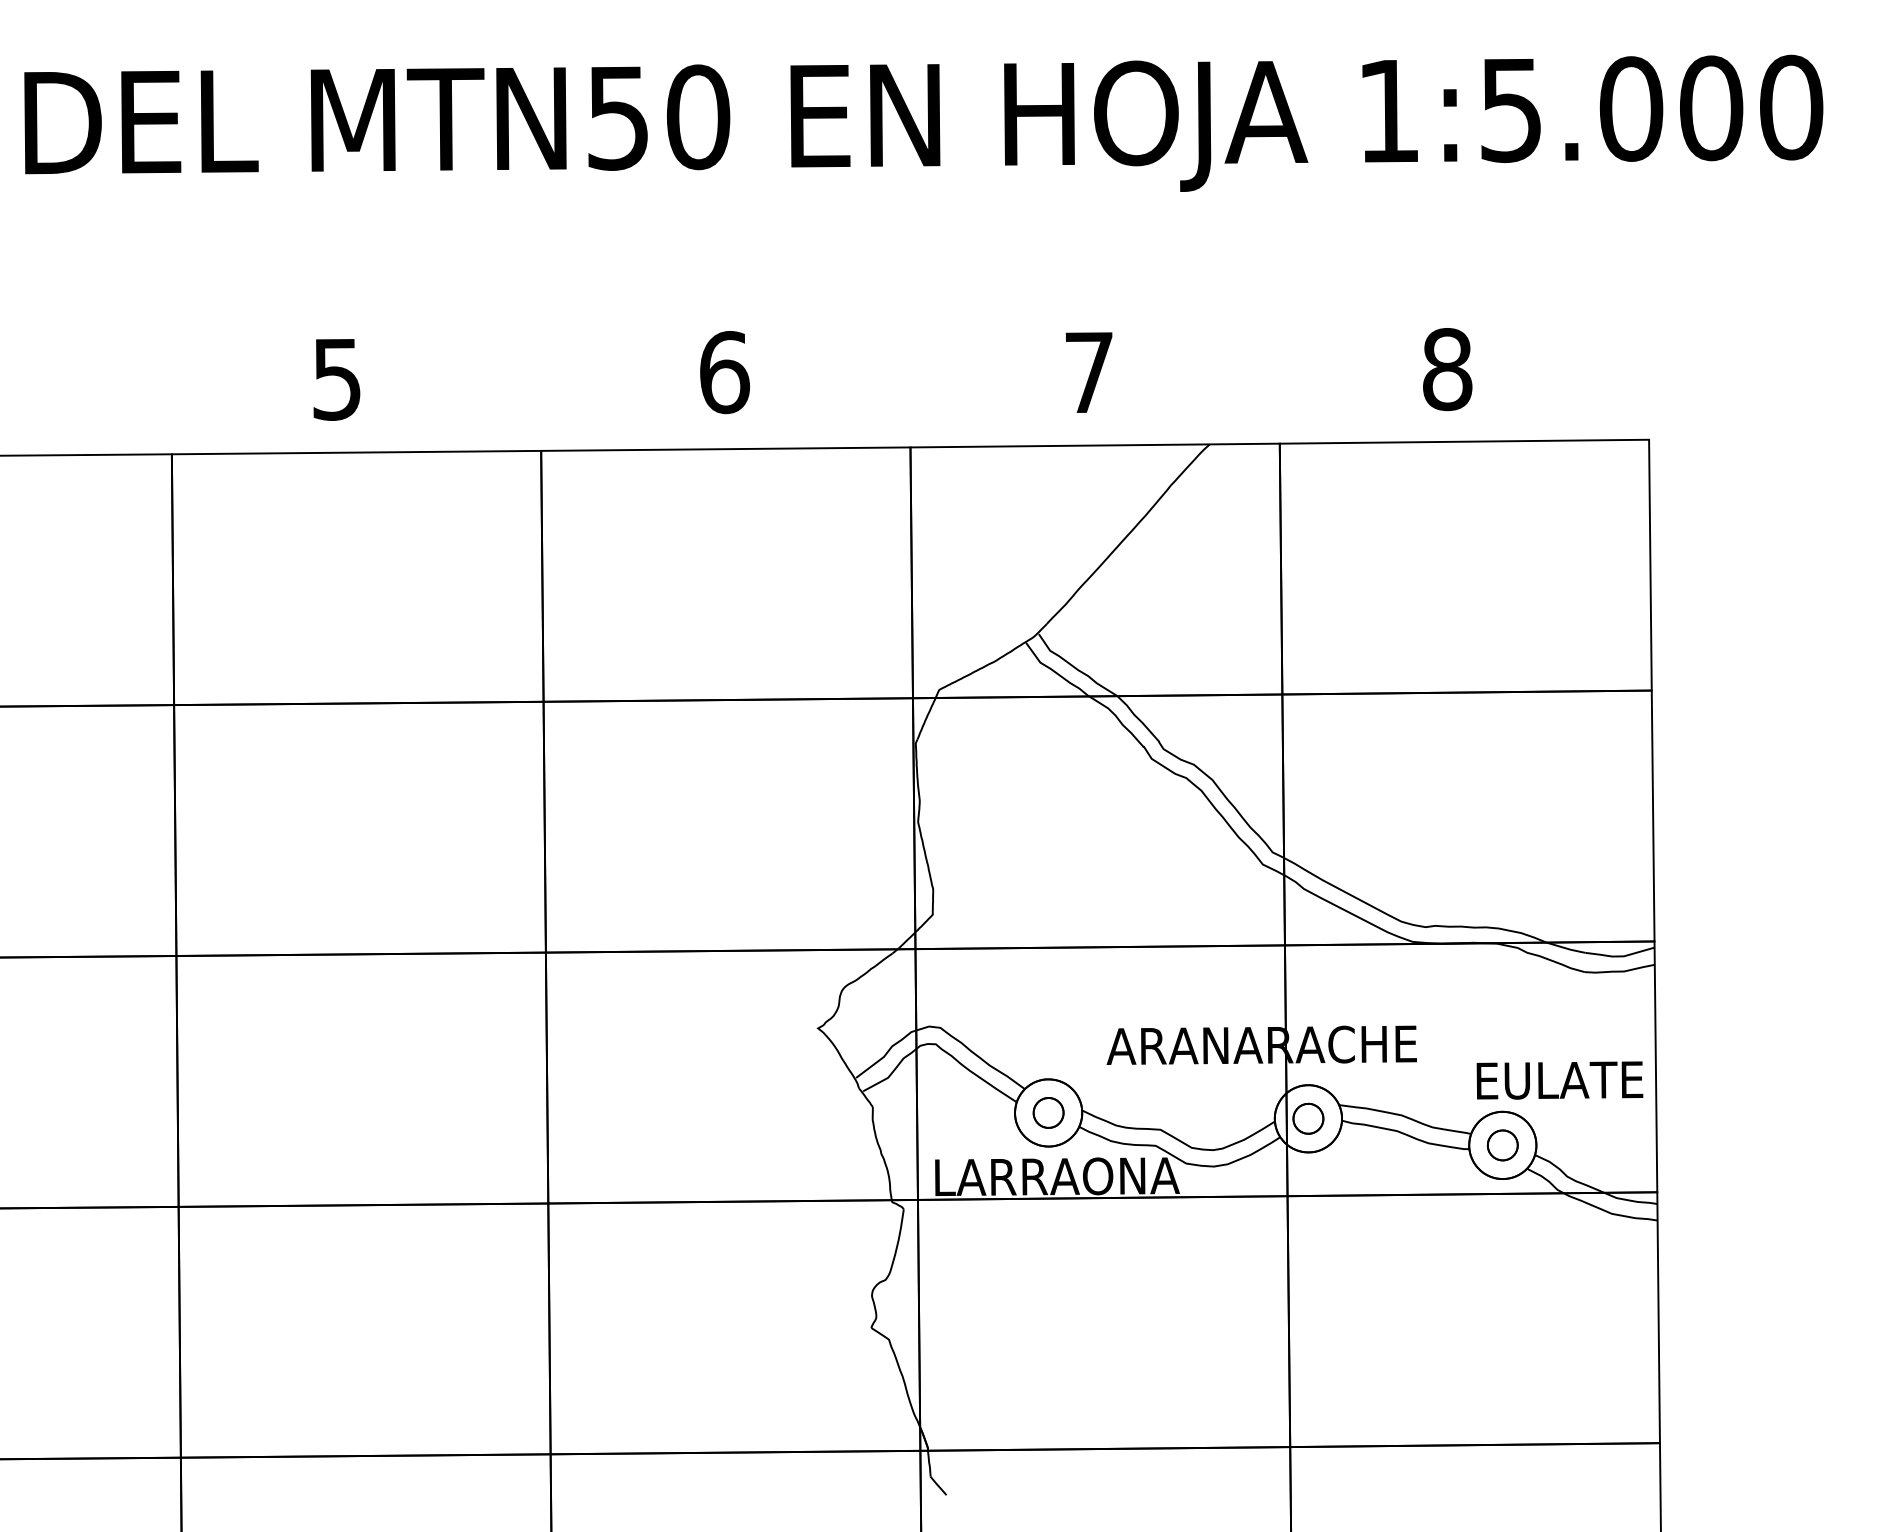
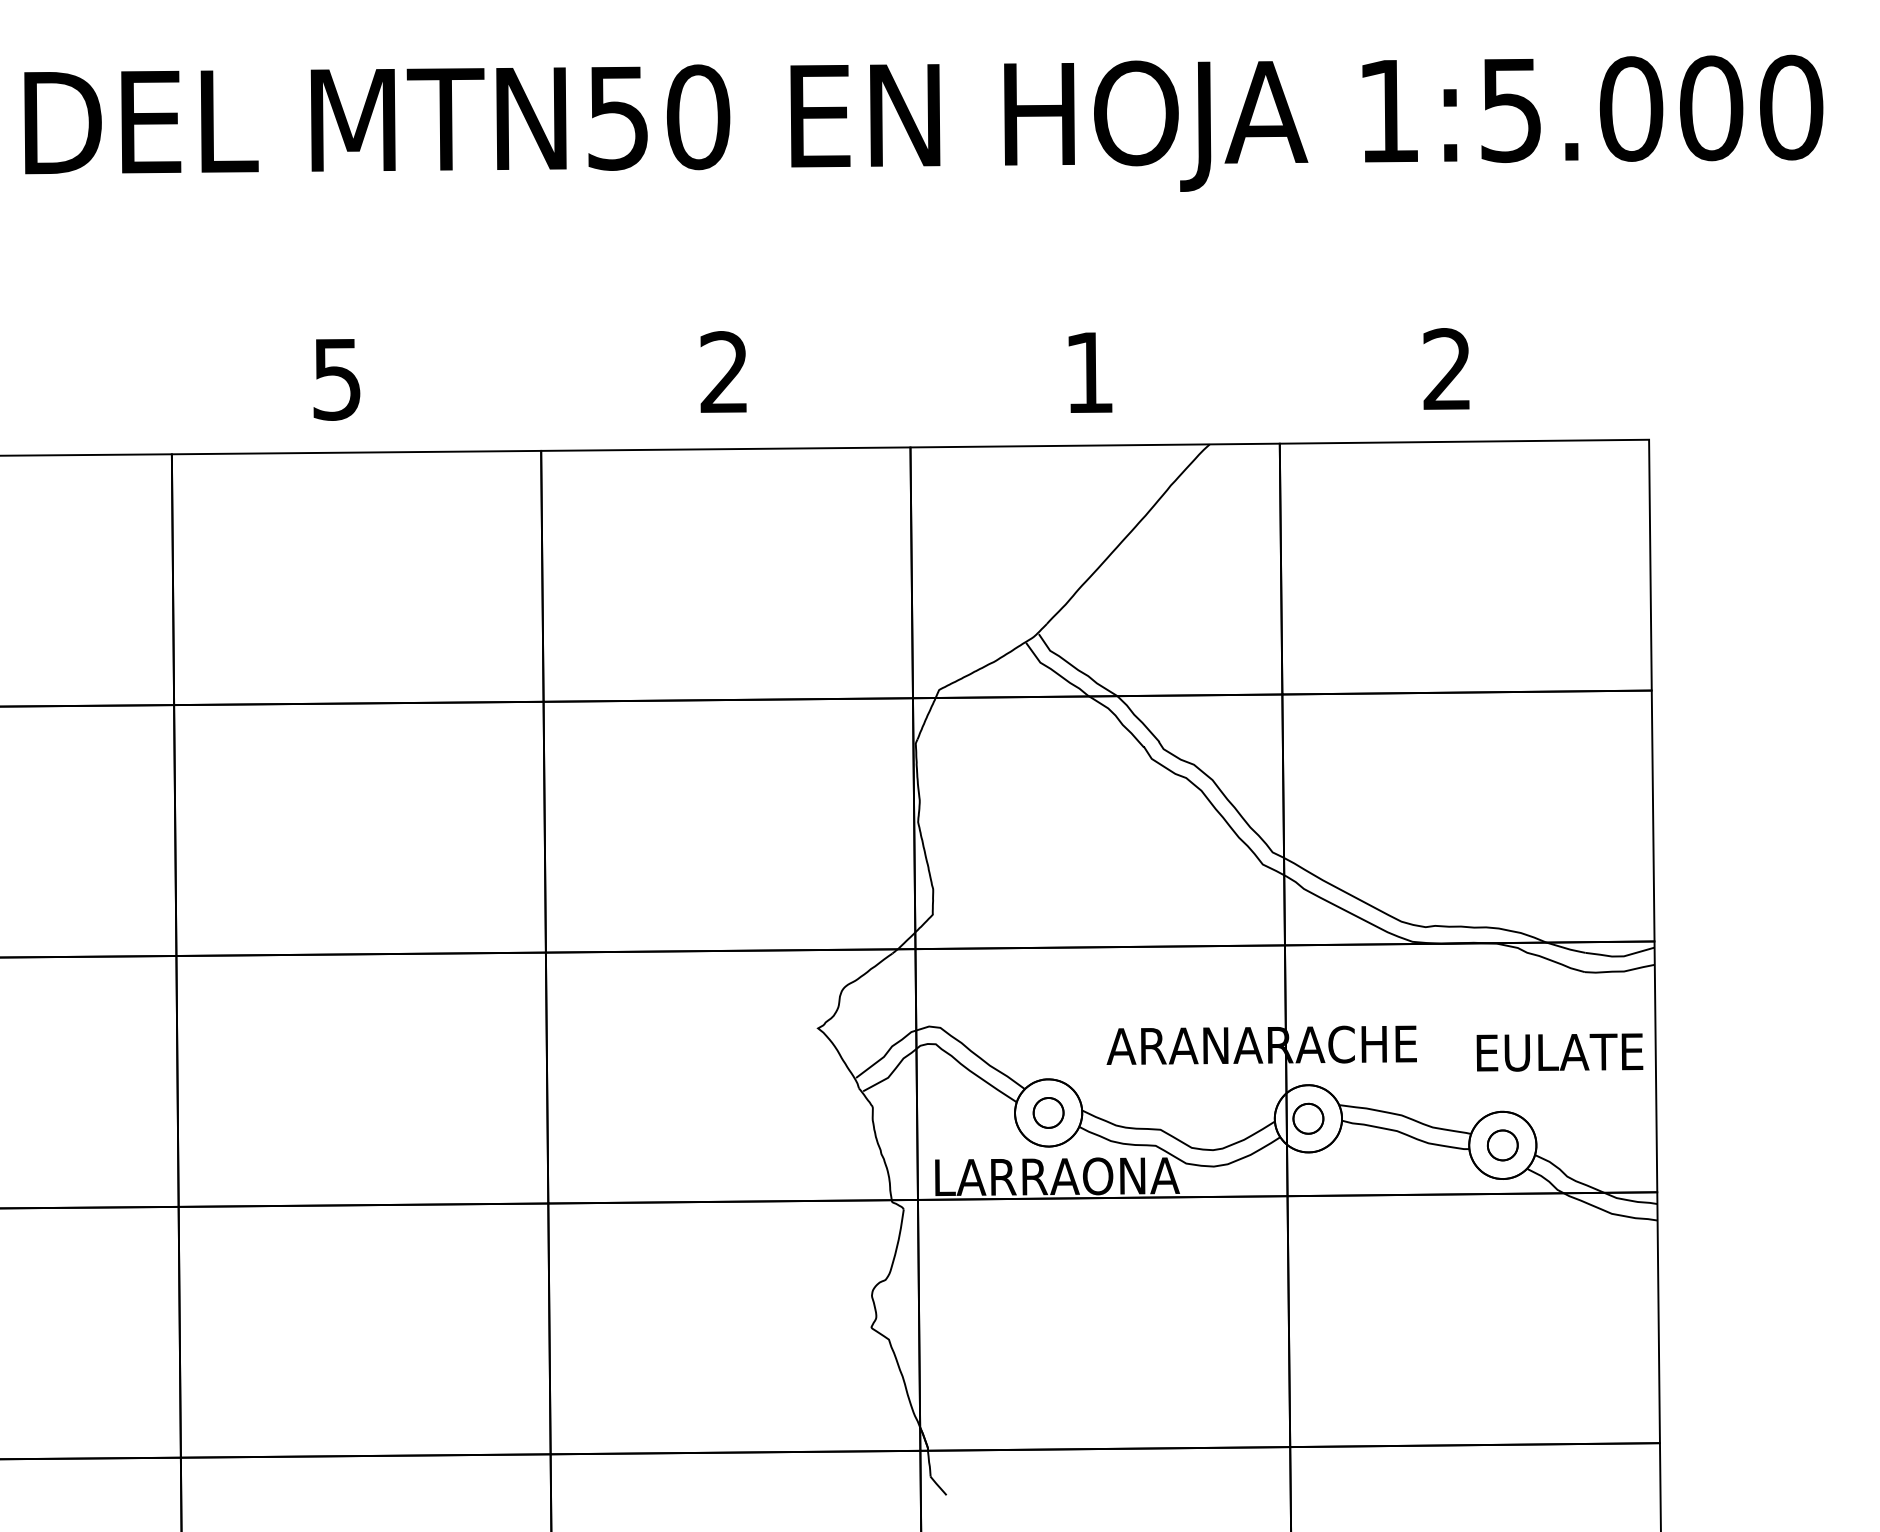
text: 8 -> 2 (1447, 369)
text: 6 -> 2 (725, 372)
text: 7 -> 1 (1088, 372)
text position: (1559, 1080) -> (1559, 1052) (1559, 1052)
